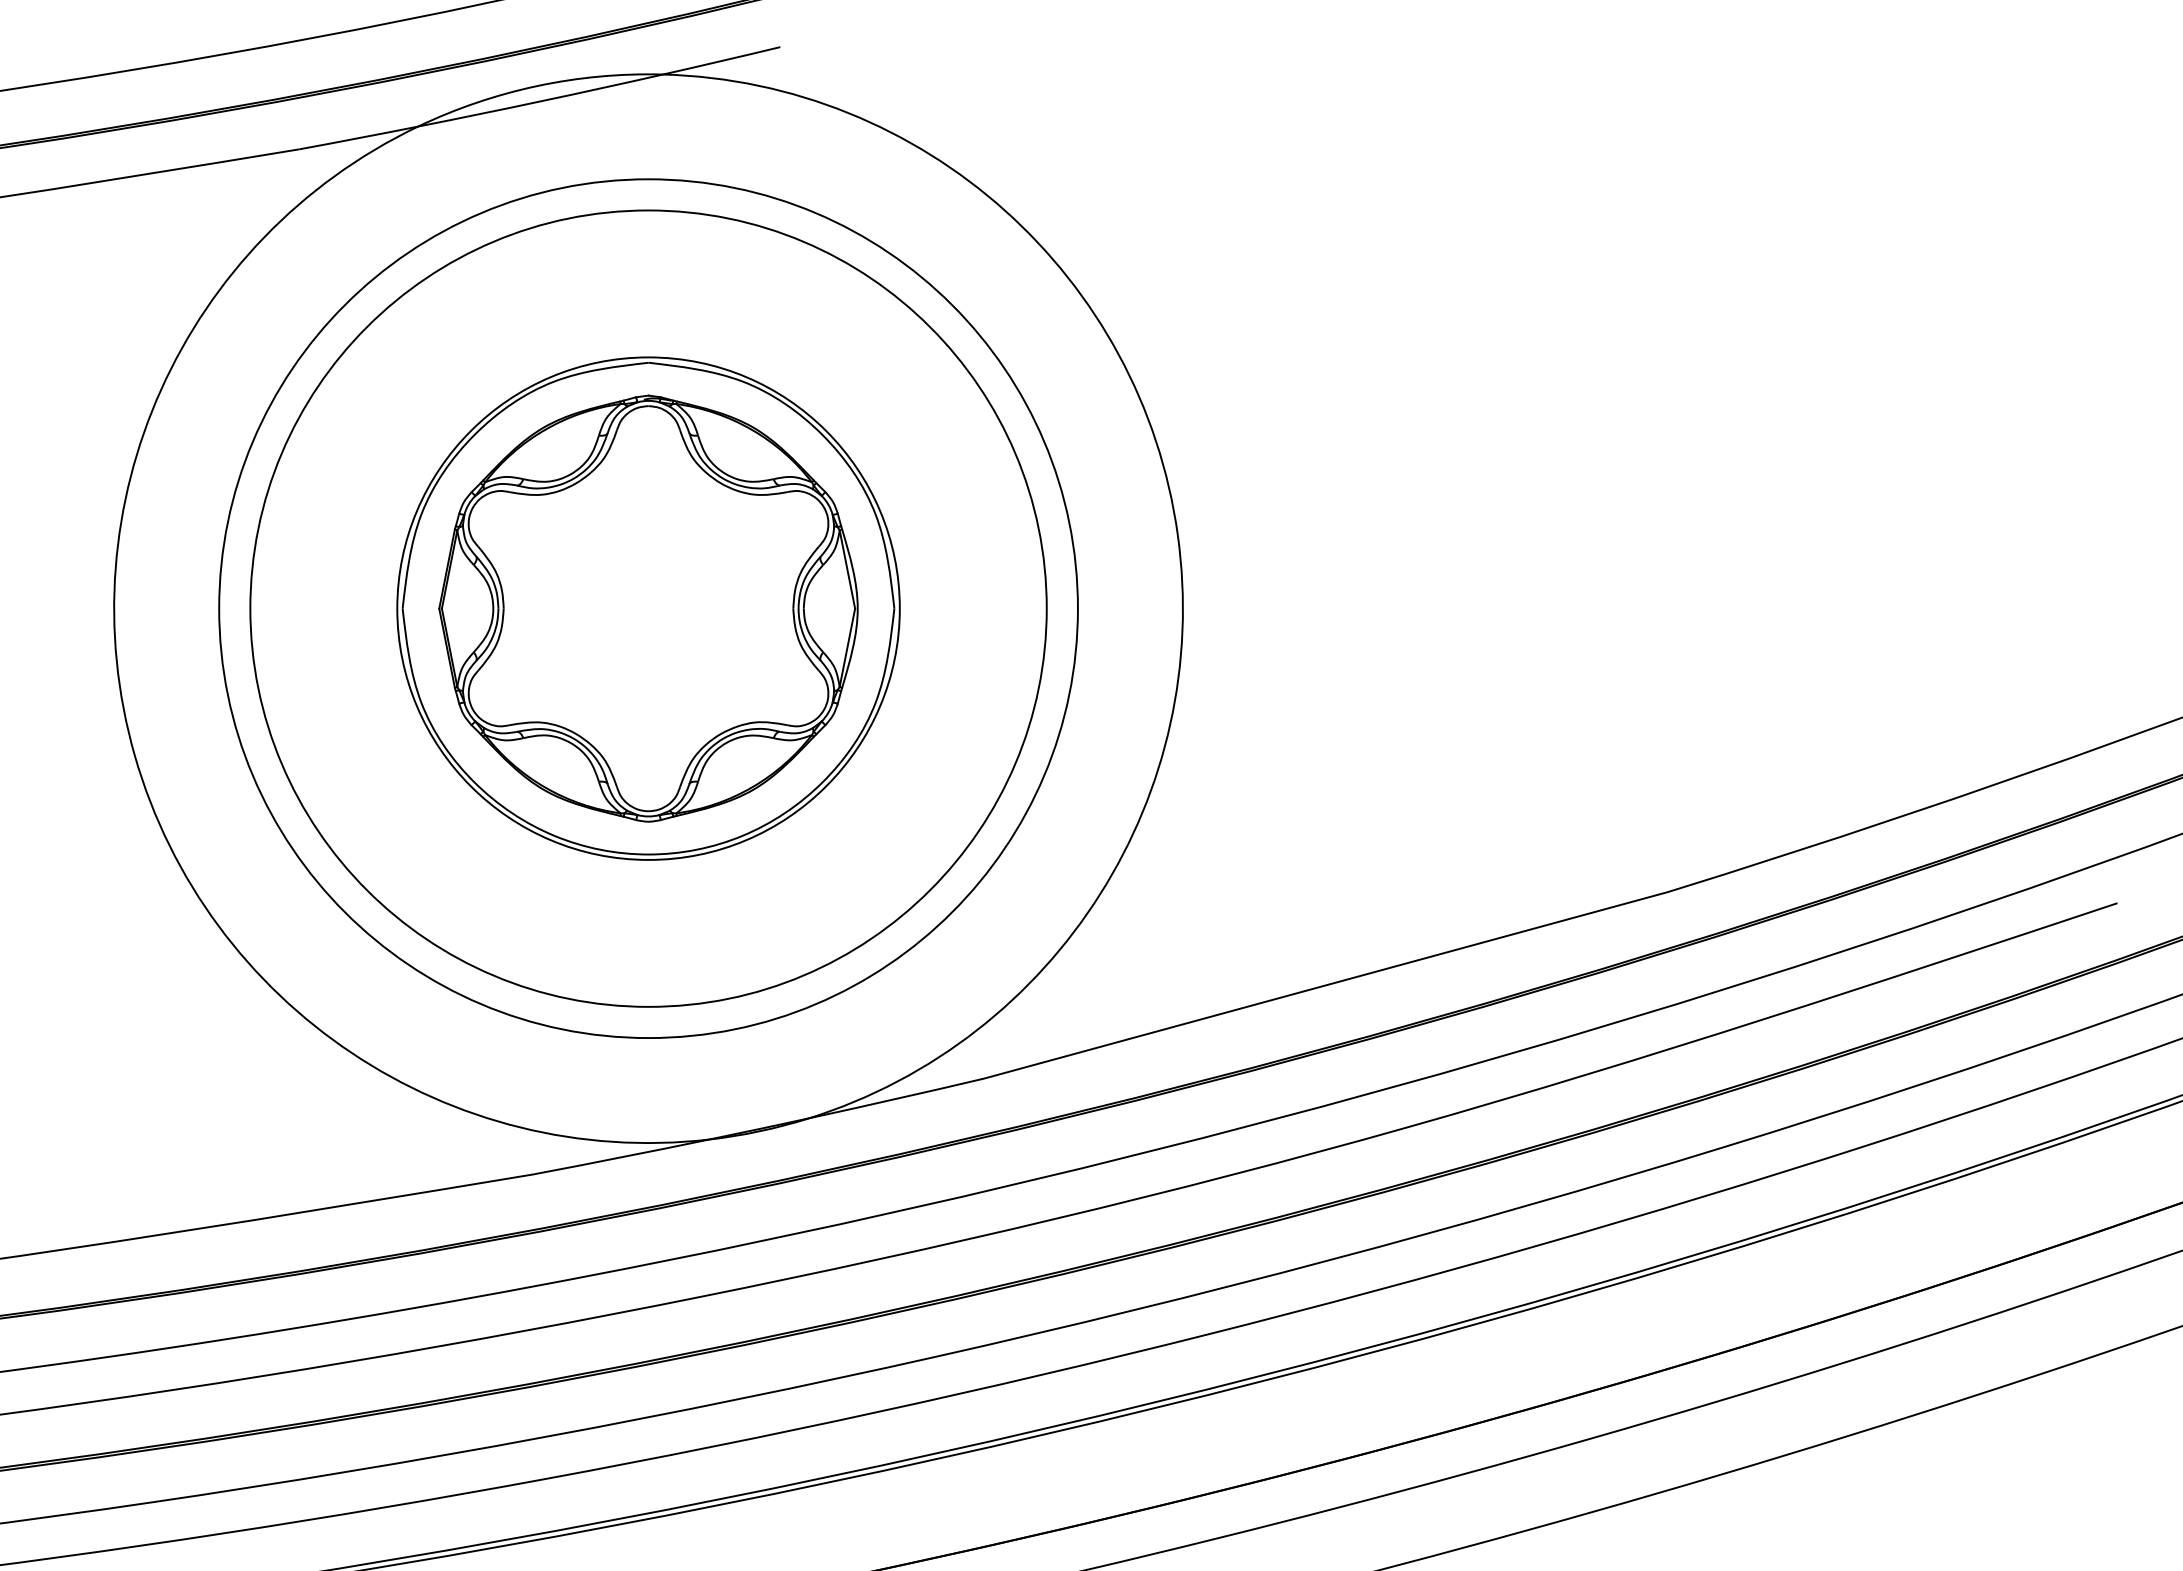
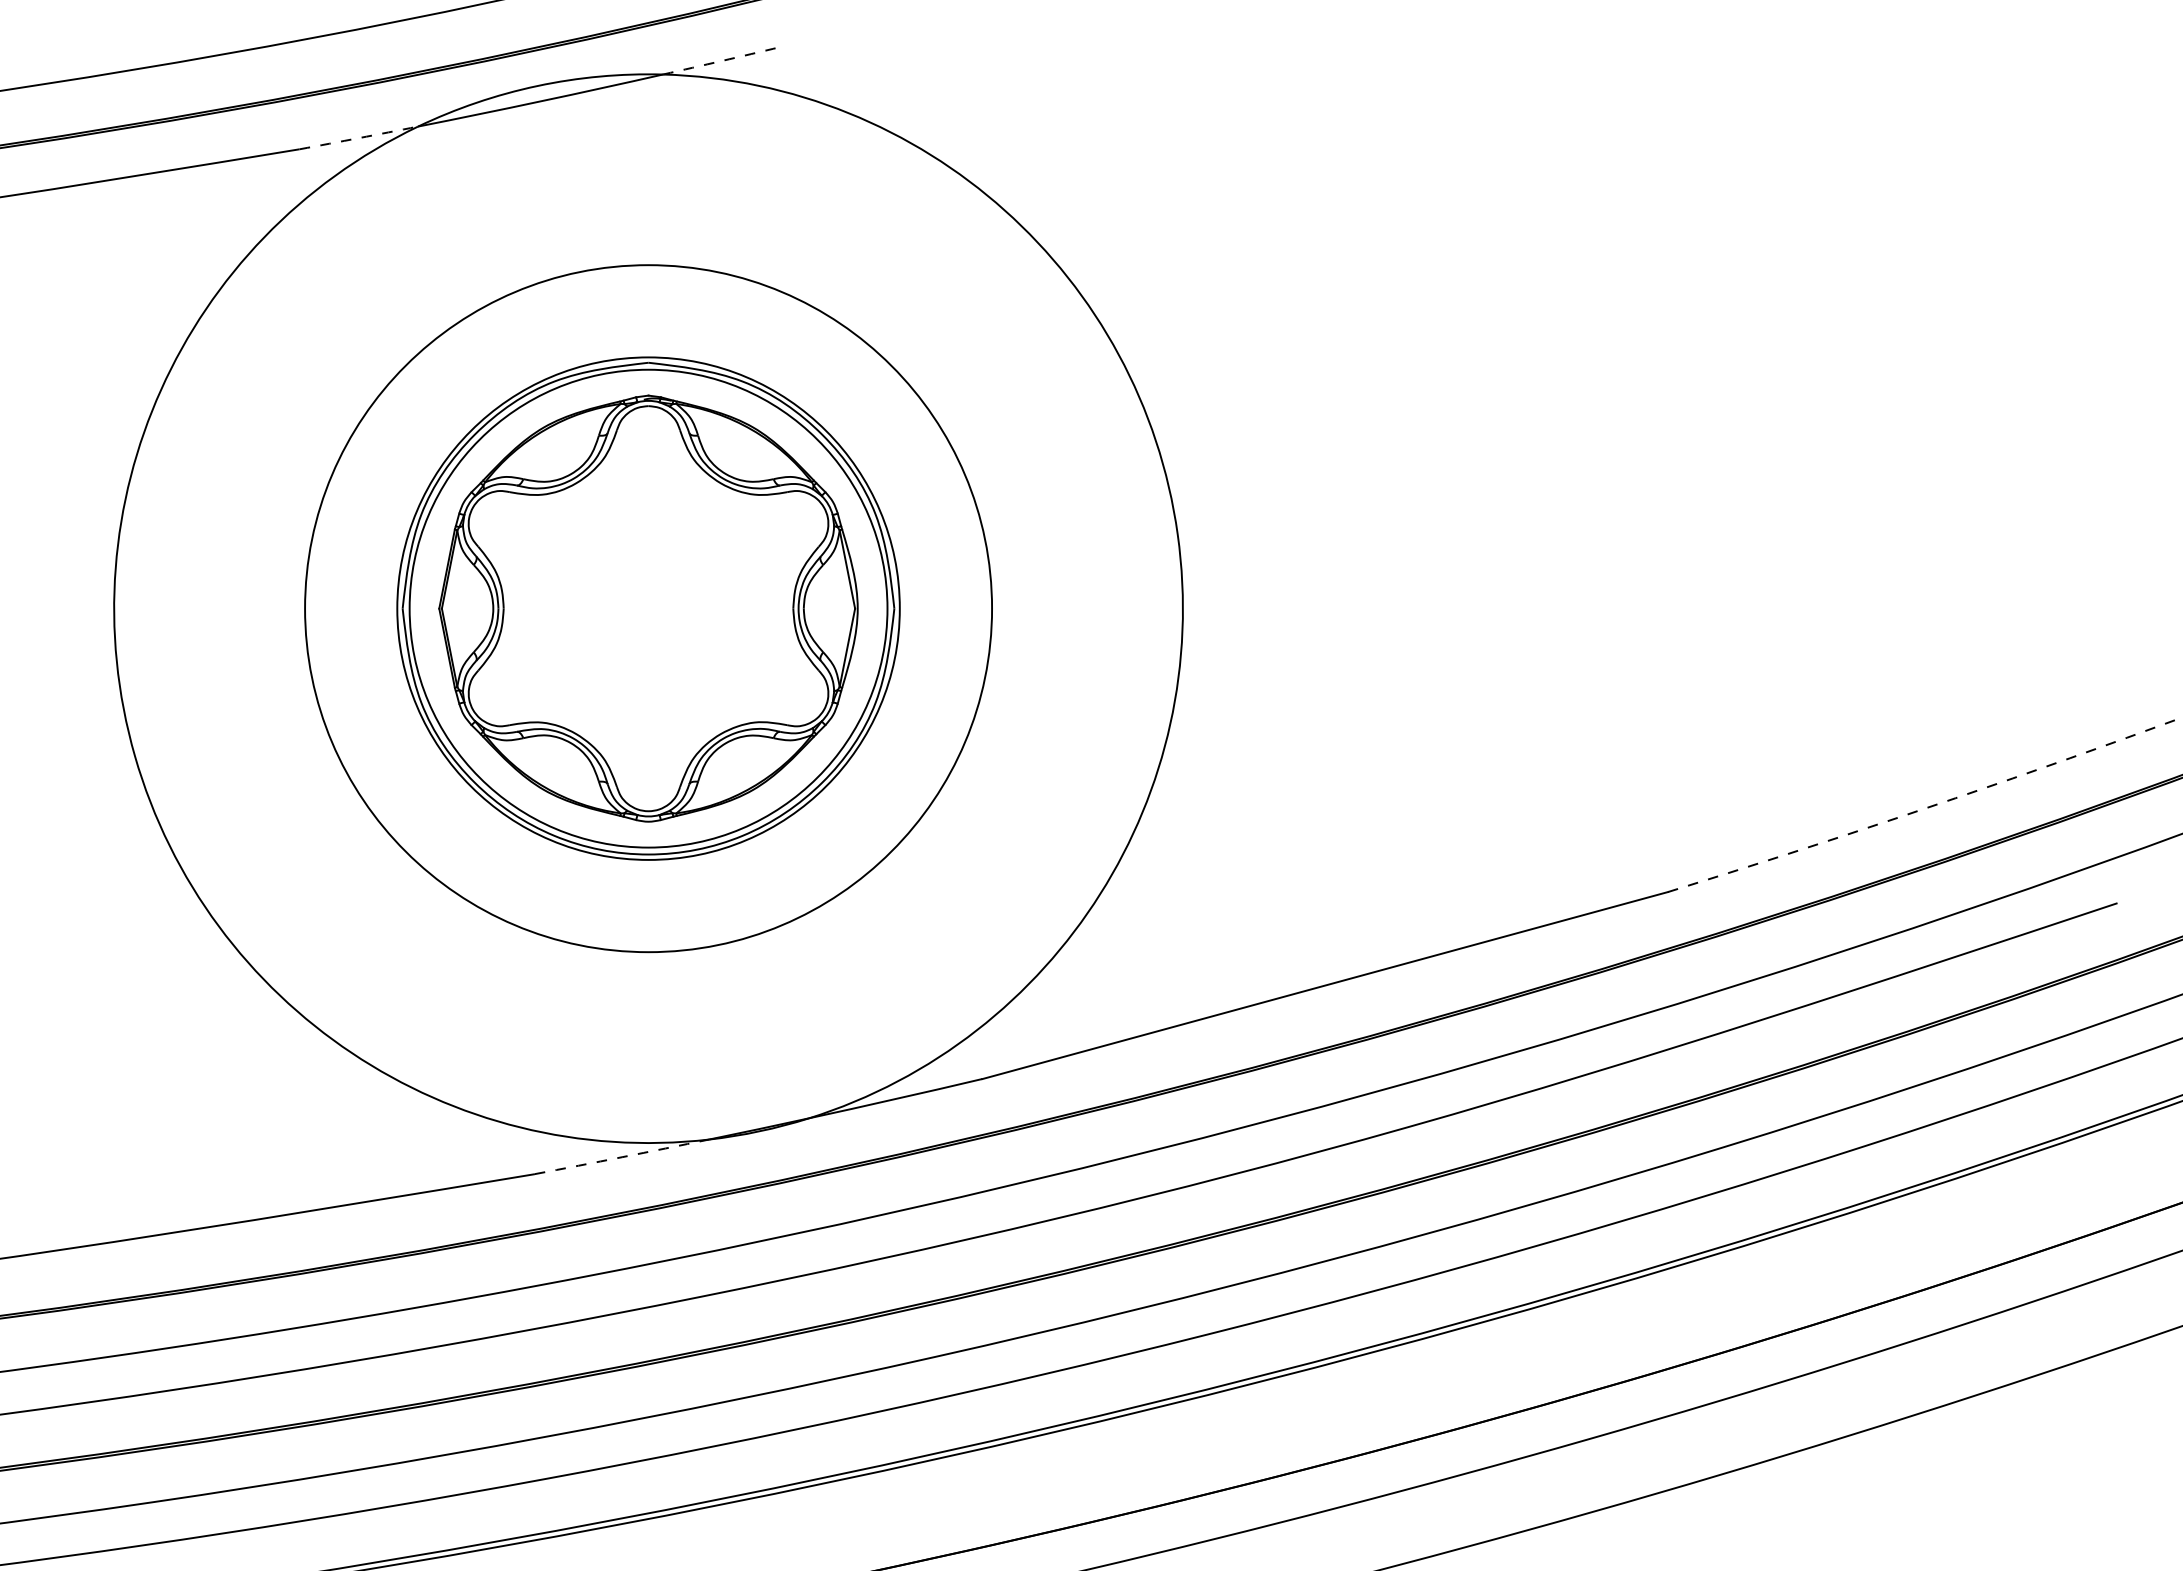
arc: solid -> dashed (721, 61)
arc: solid -> dashed (358, 138)
circle diameter: 796 px -> 478 px (648, 608)
circle diameter: 859 px -> 687 px (648, 608)
arc: solid -> dashed (1926, 808)
arc: solid -> dashed (622, 1157)
